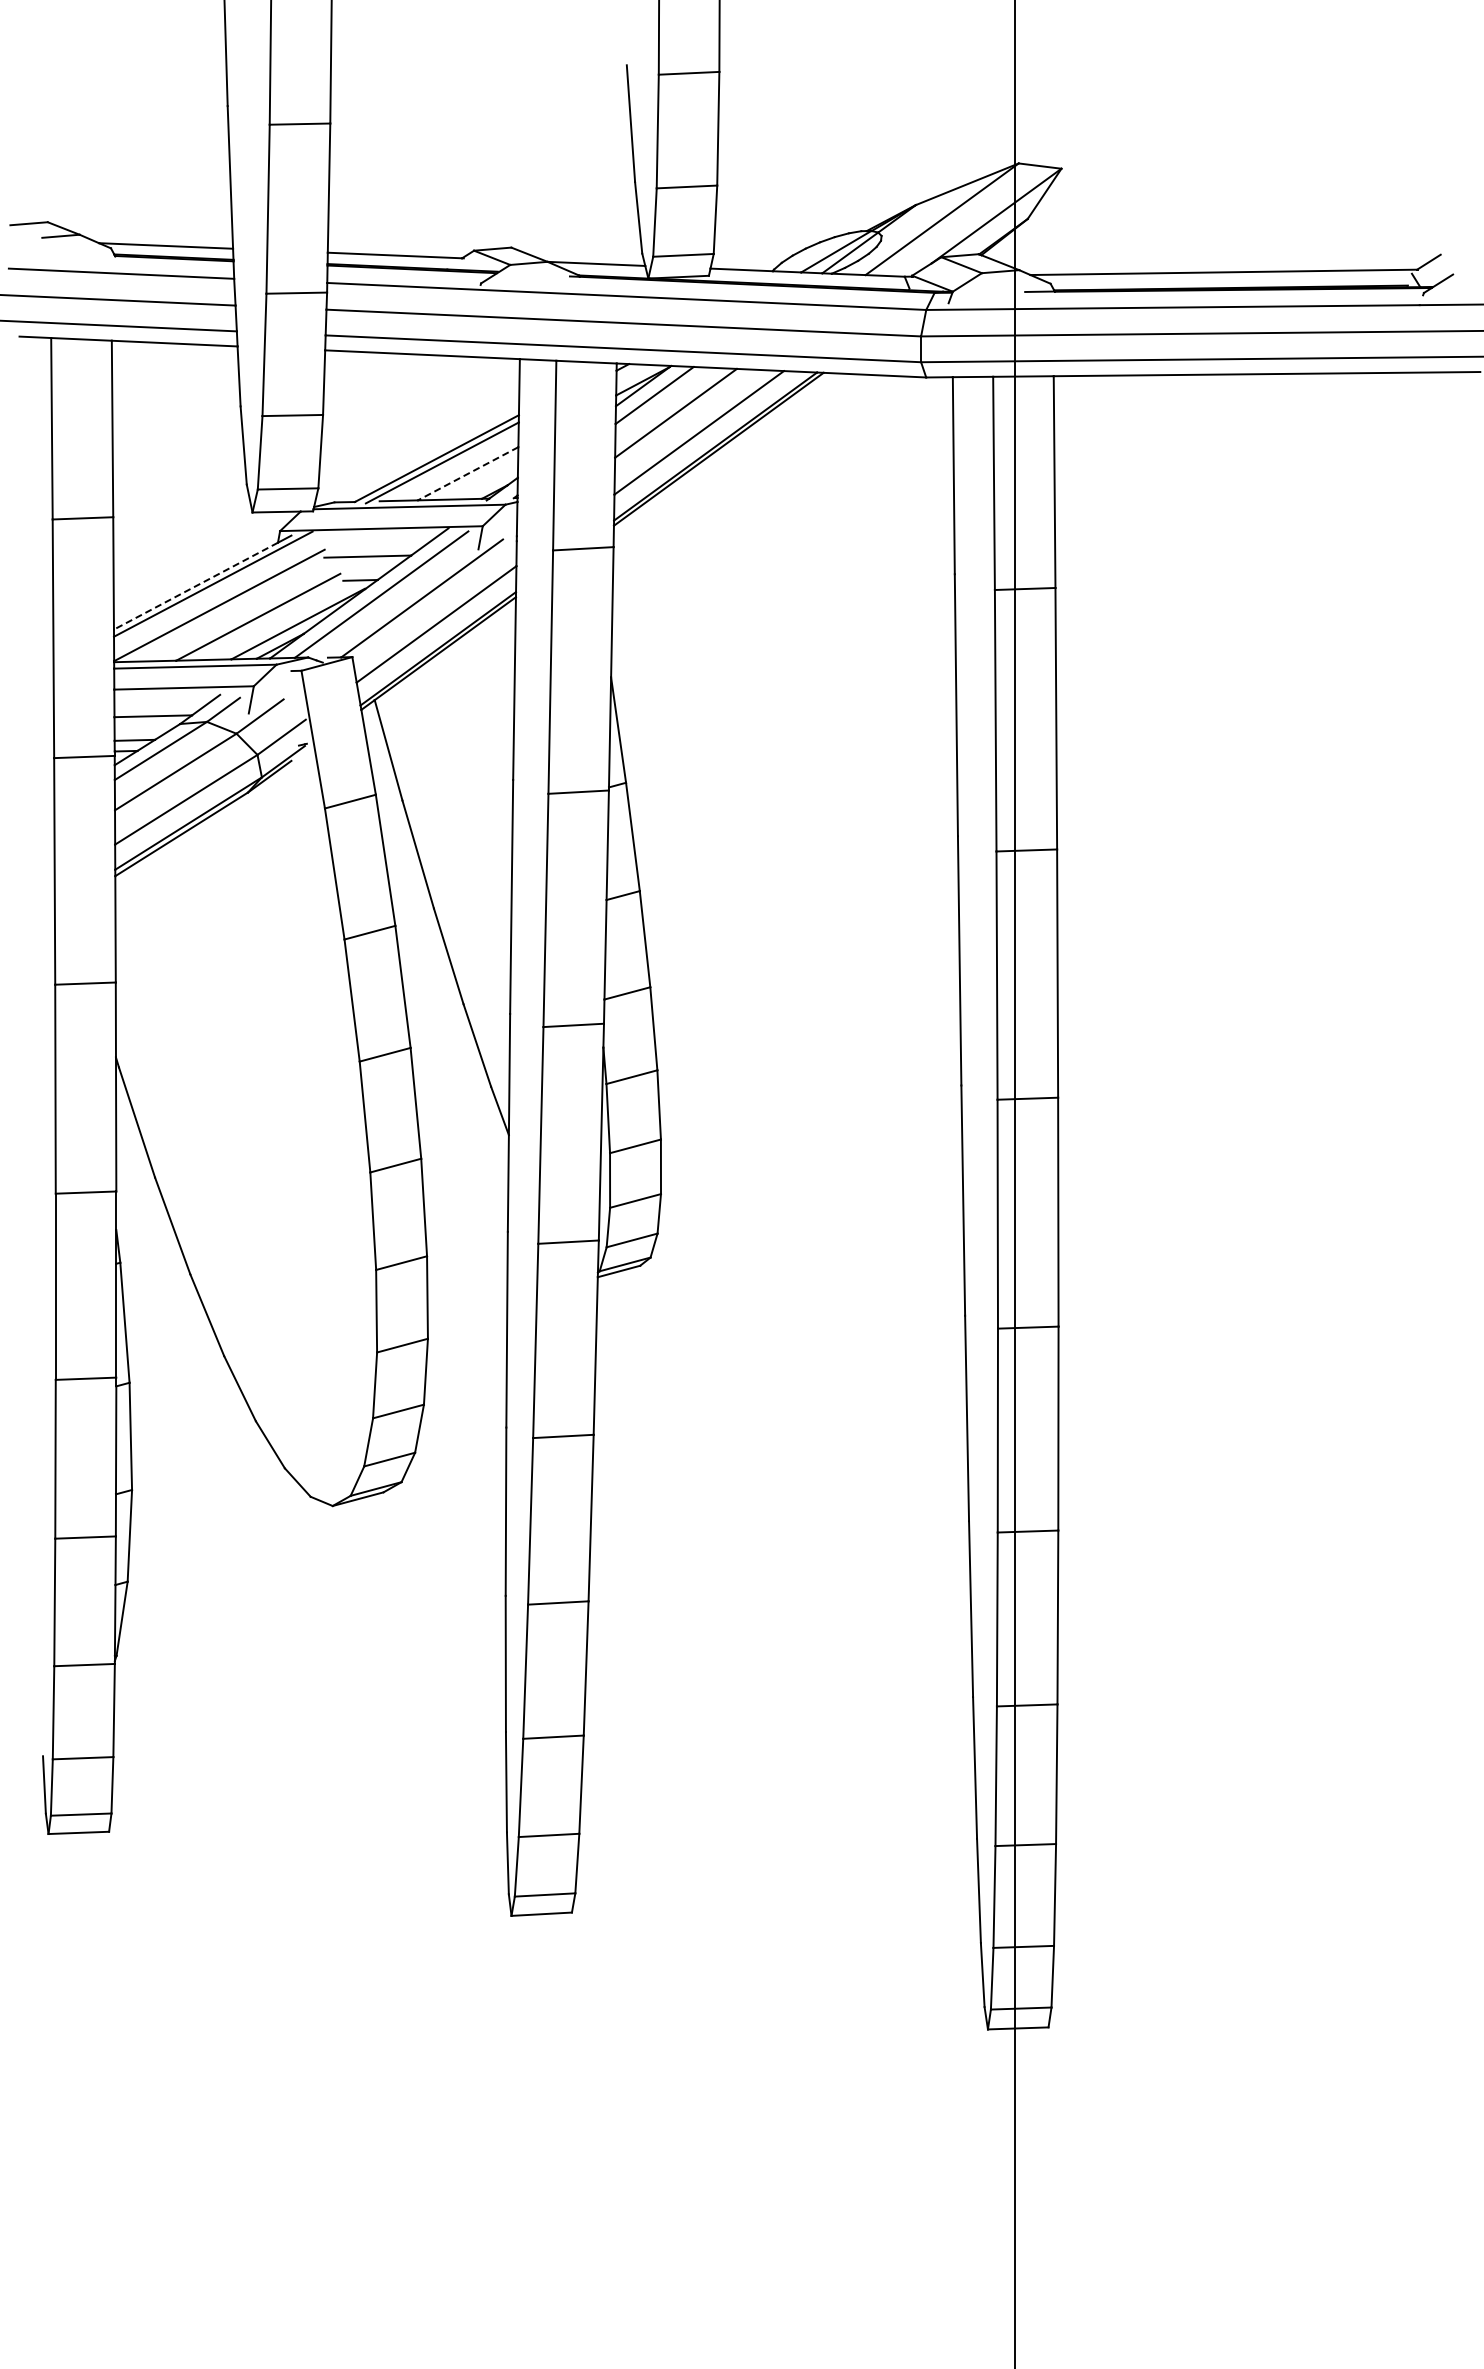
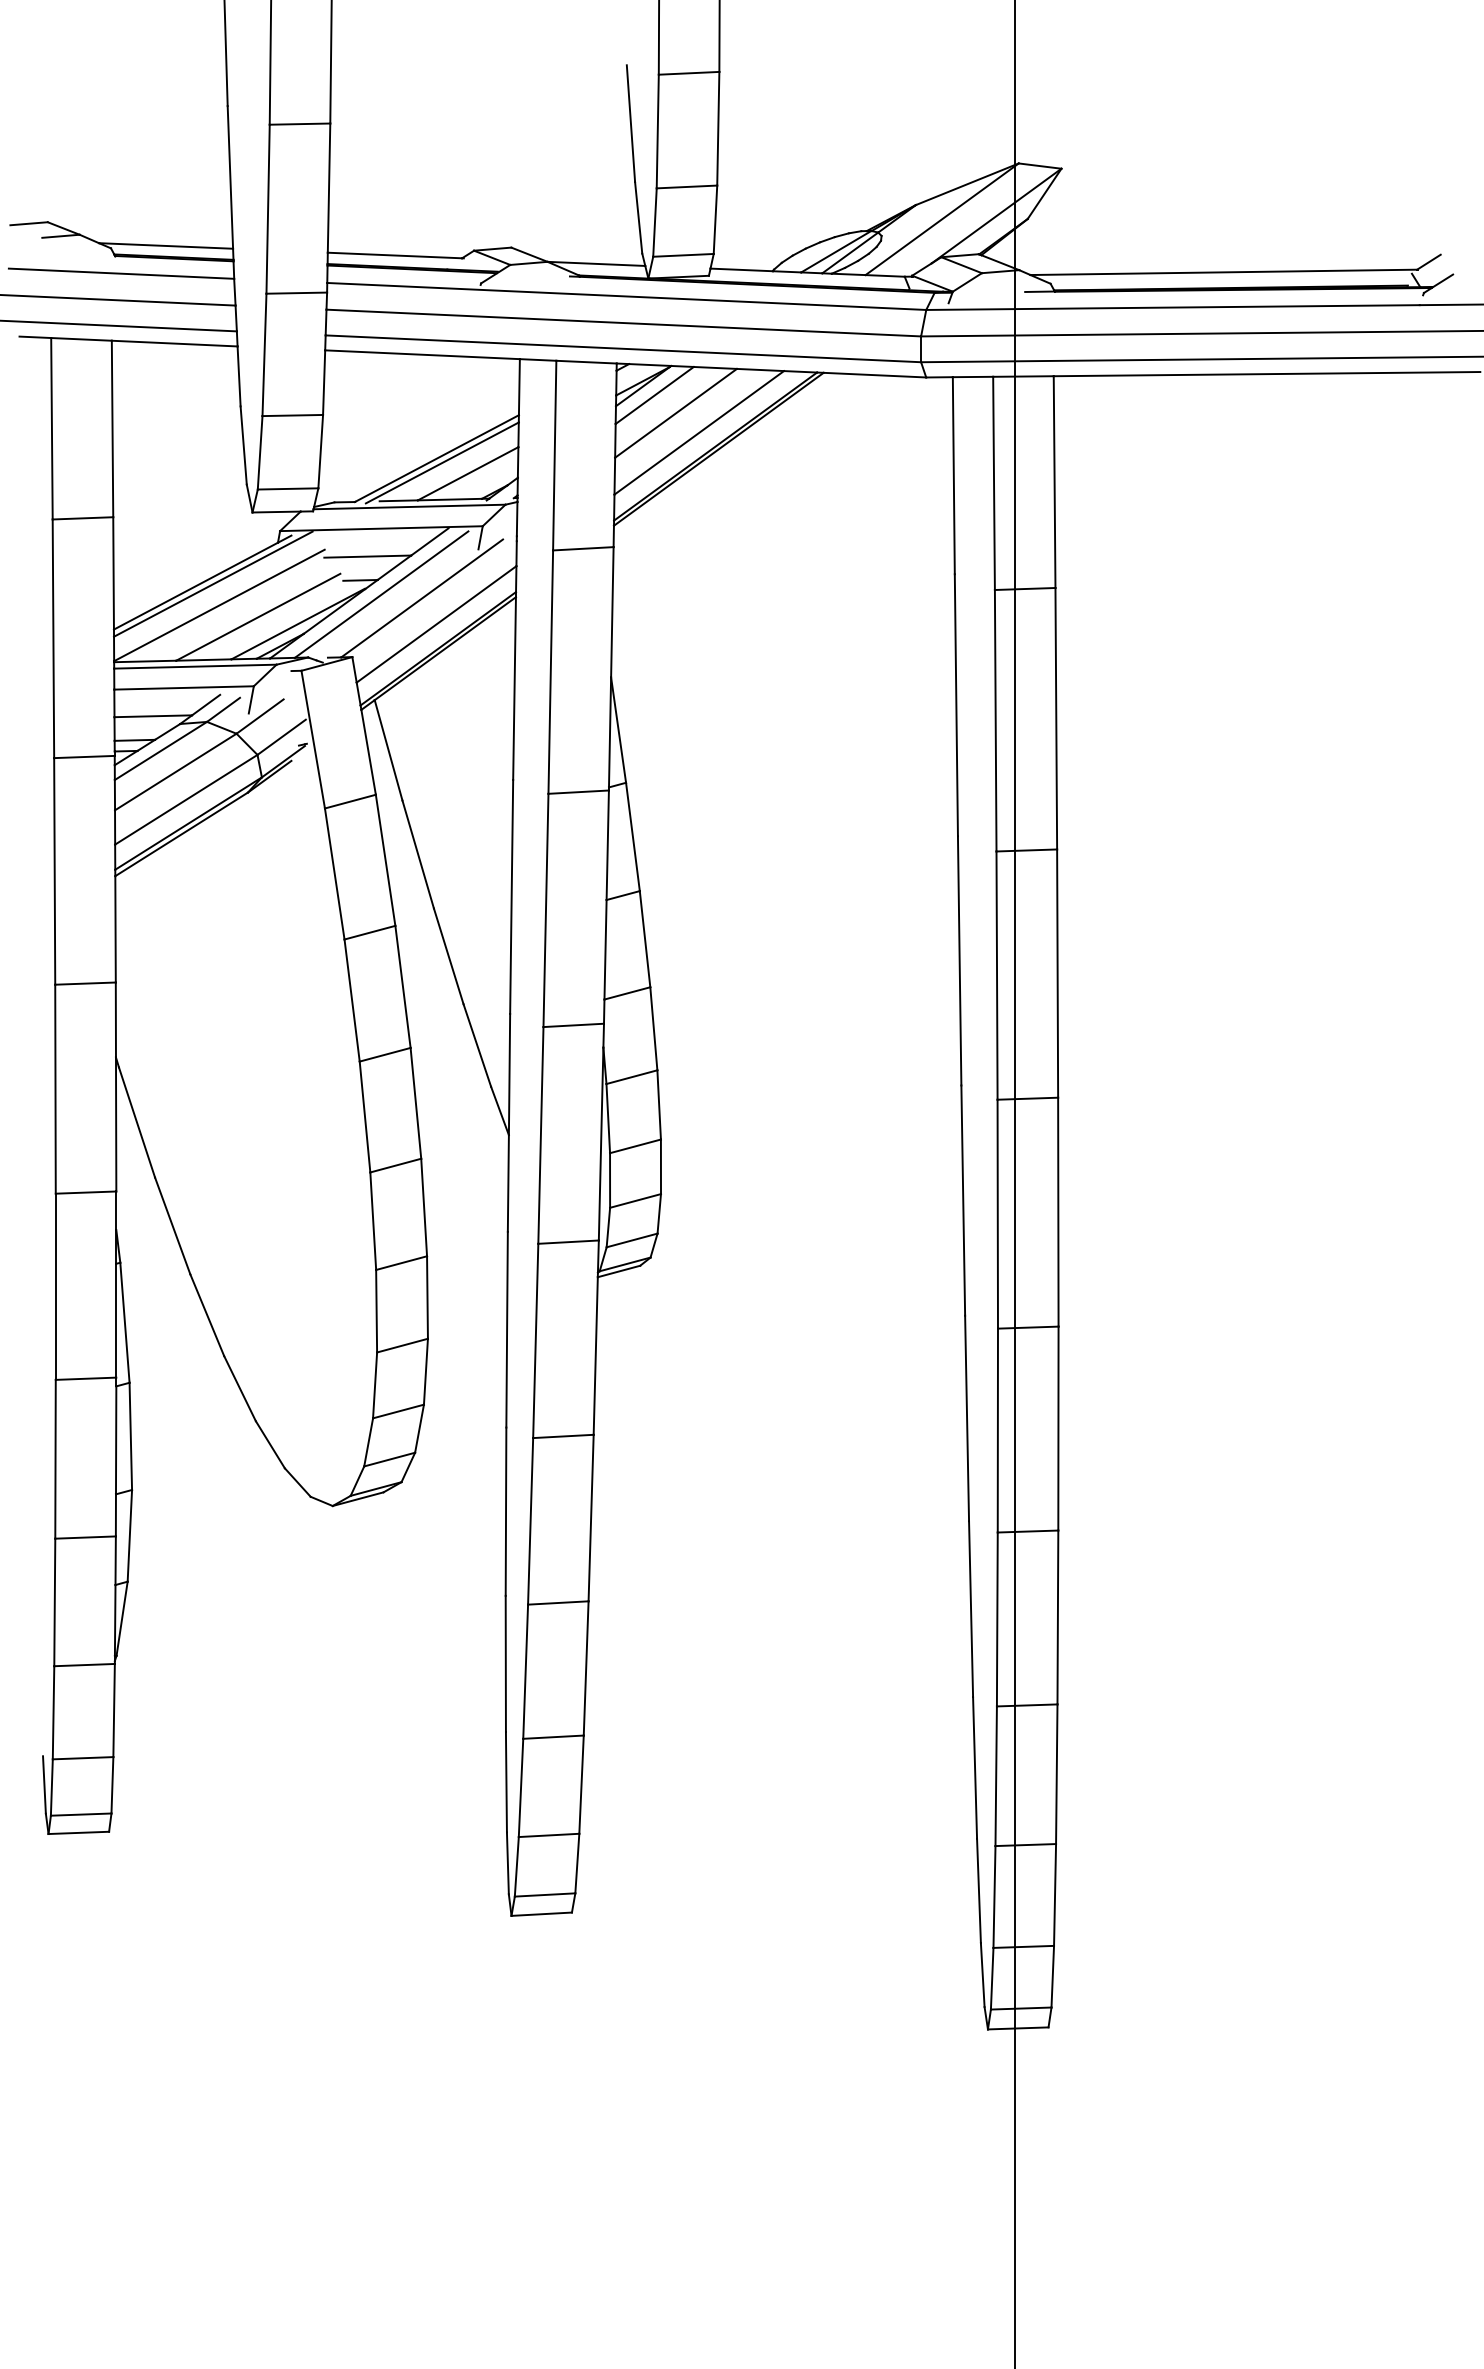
line: dashed -> solid (468, 473)
line: dashed -> solid (195, 586)
